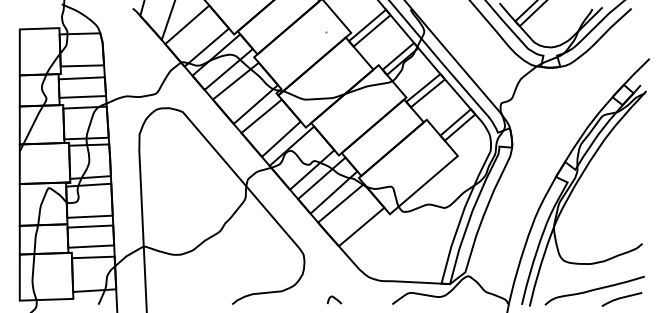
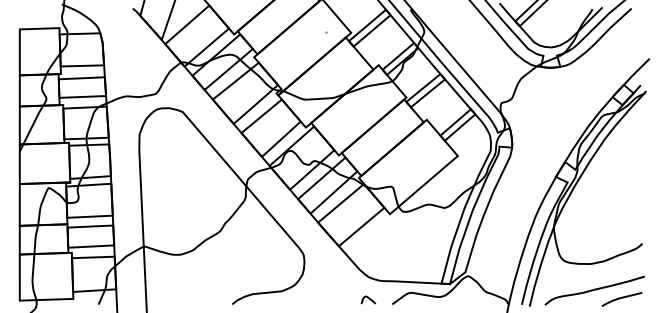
curve position: (334, 299) -> (368, 299) (368, 299)
